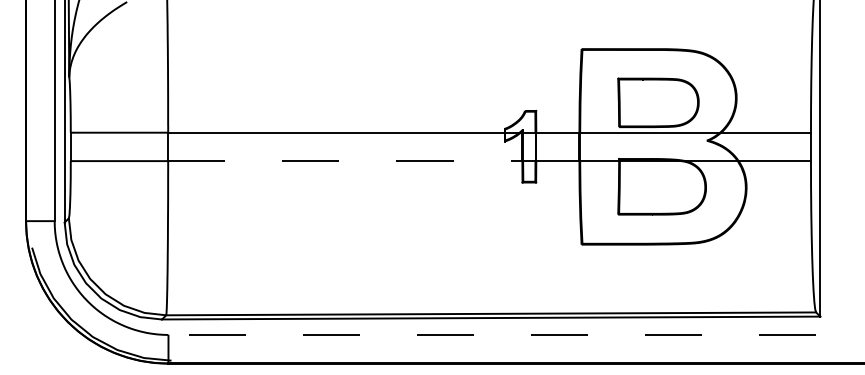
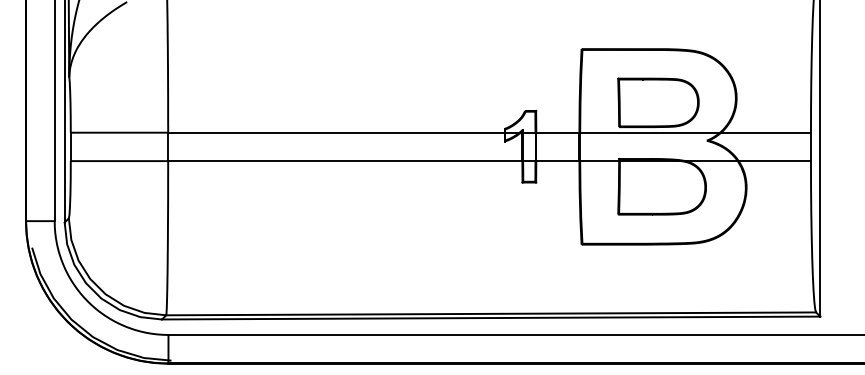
line: dashed -> solid (345, 161)
line: dashed -> solid (516, 334)
